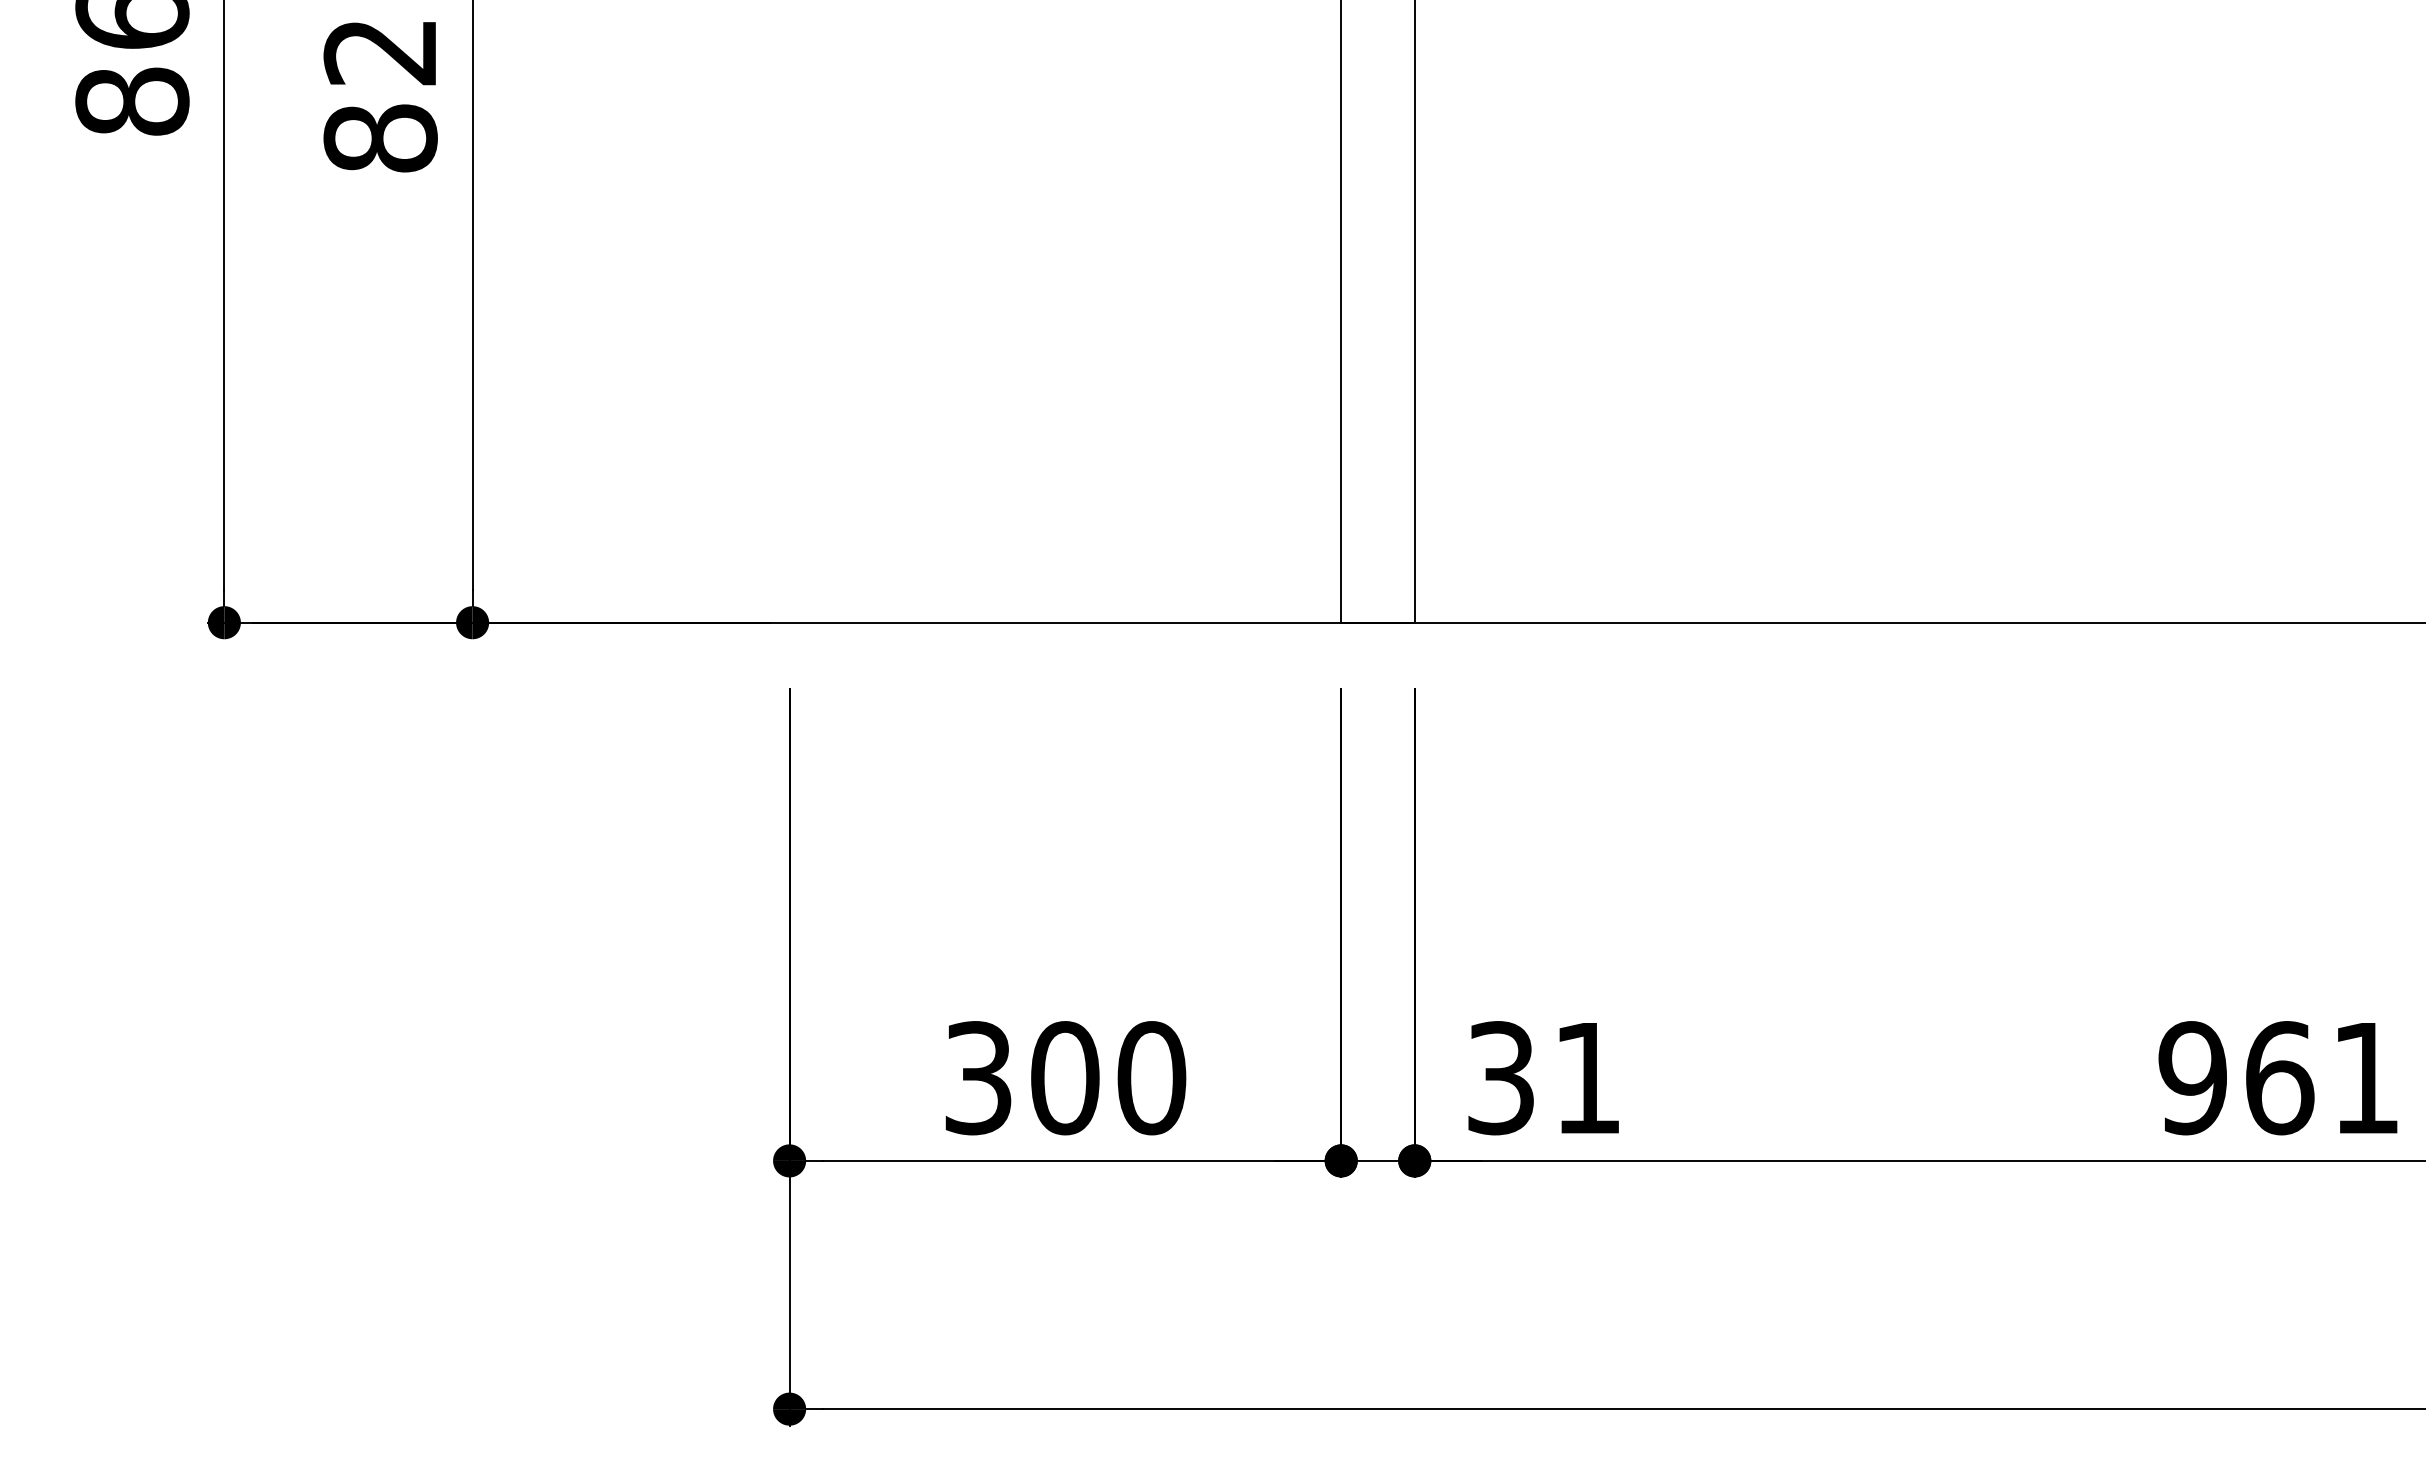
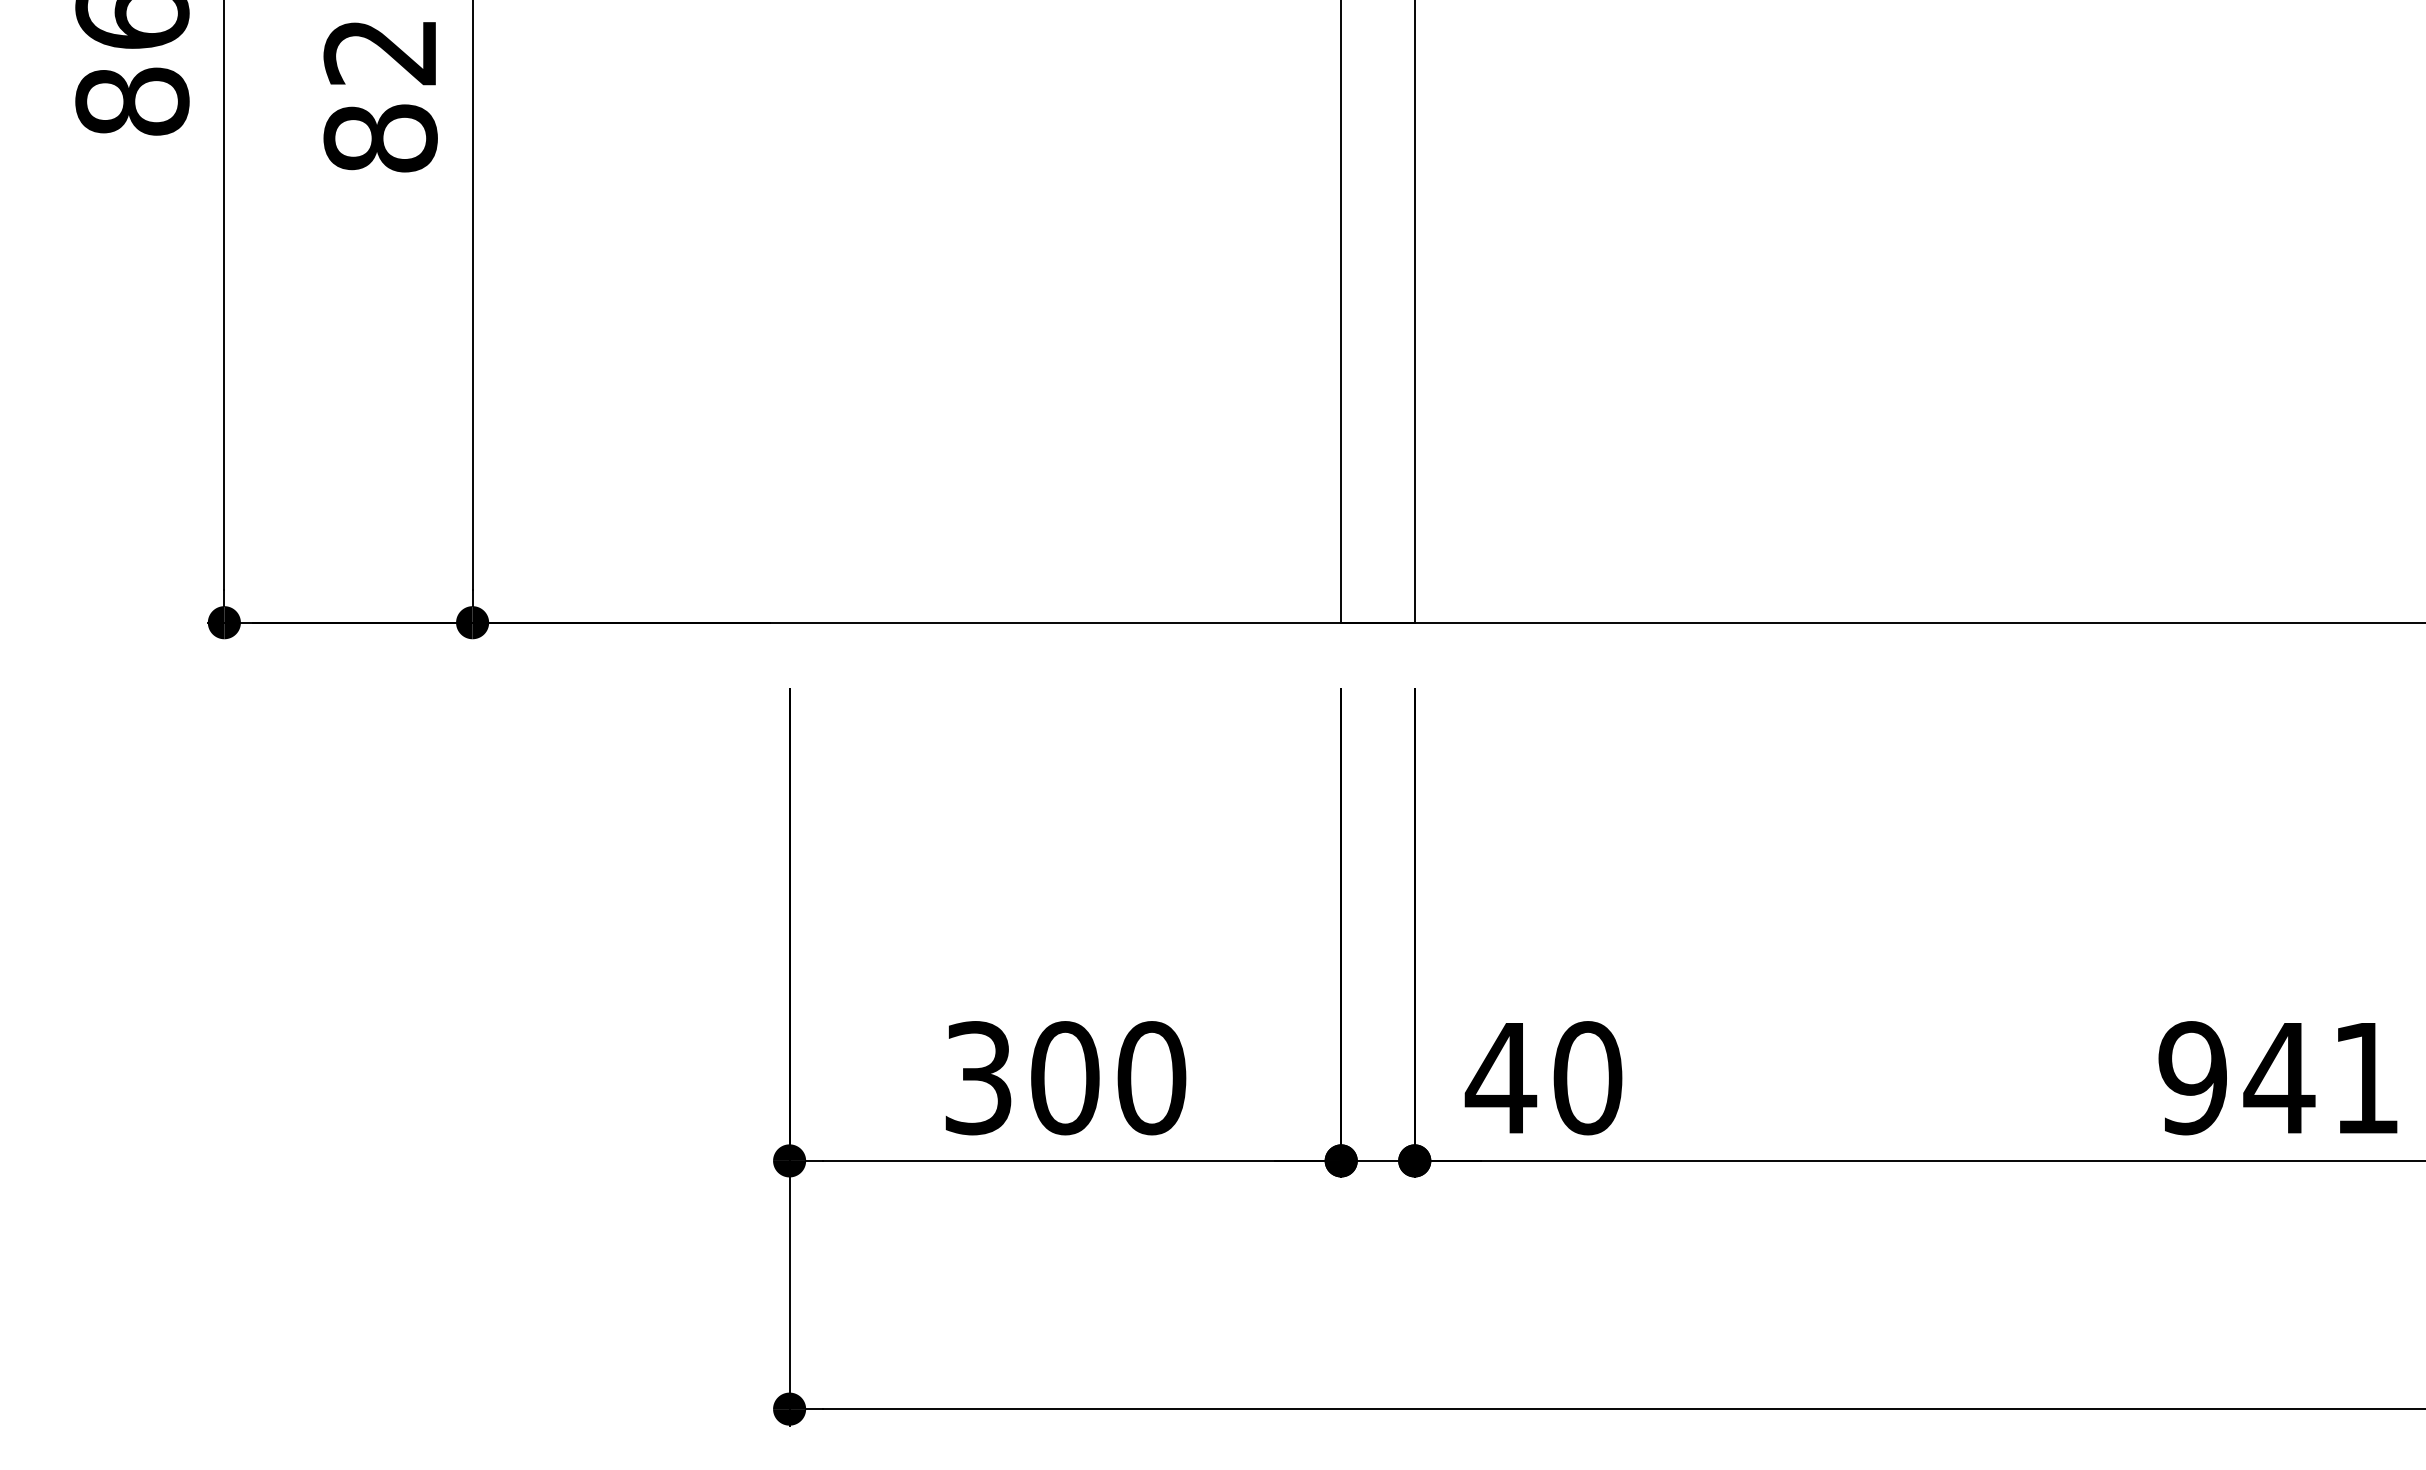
text: 31 -> 40 (1543, 1078)
text: 961 -> 941 (2279, 1078)
